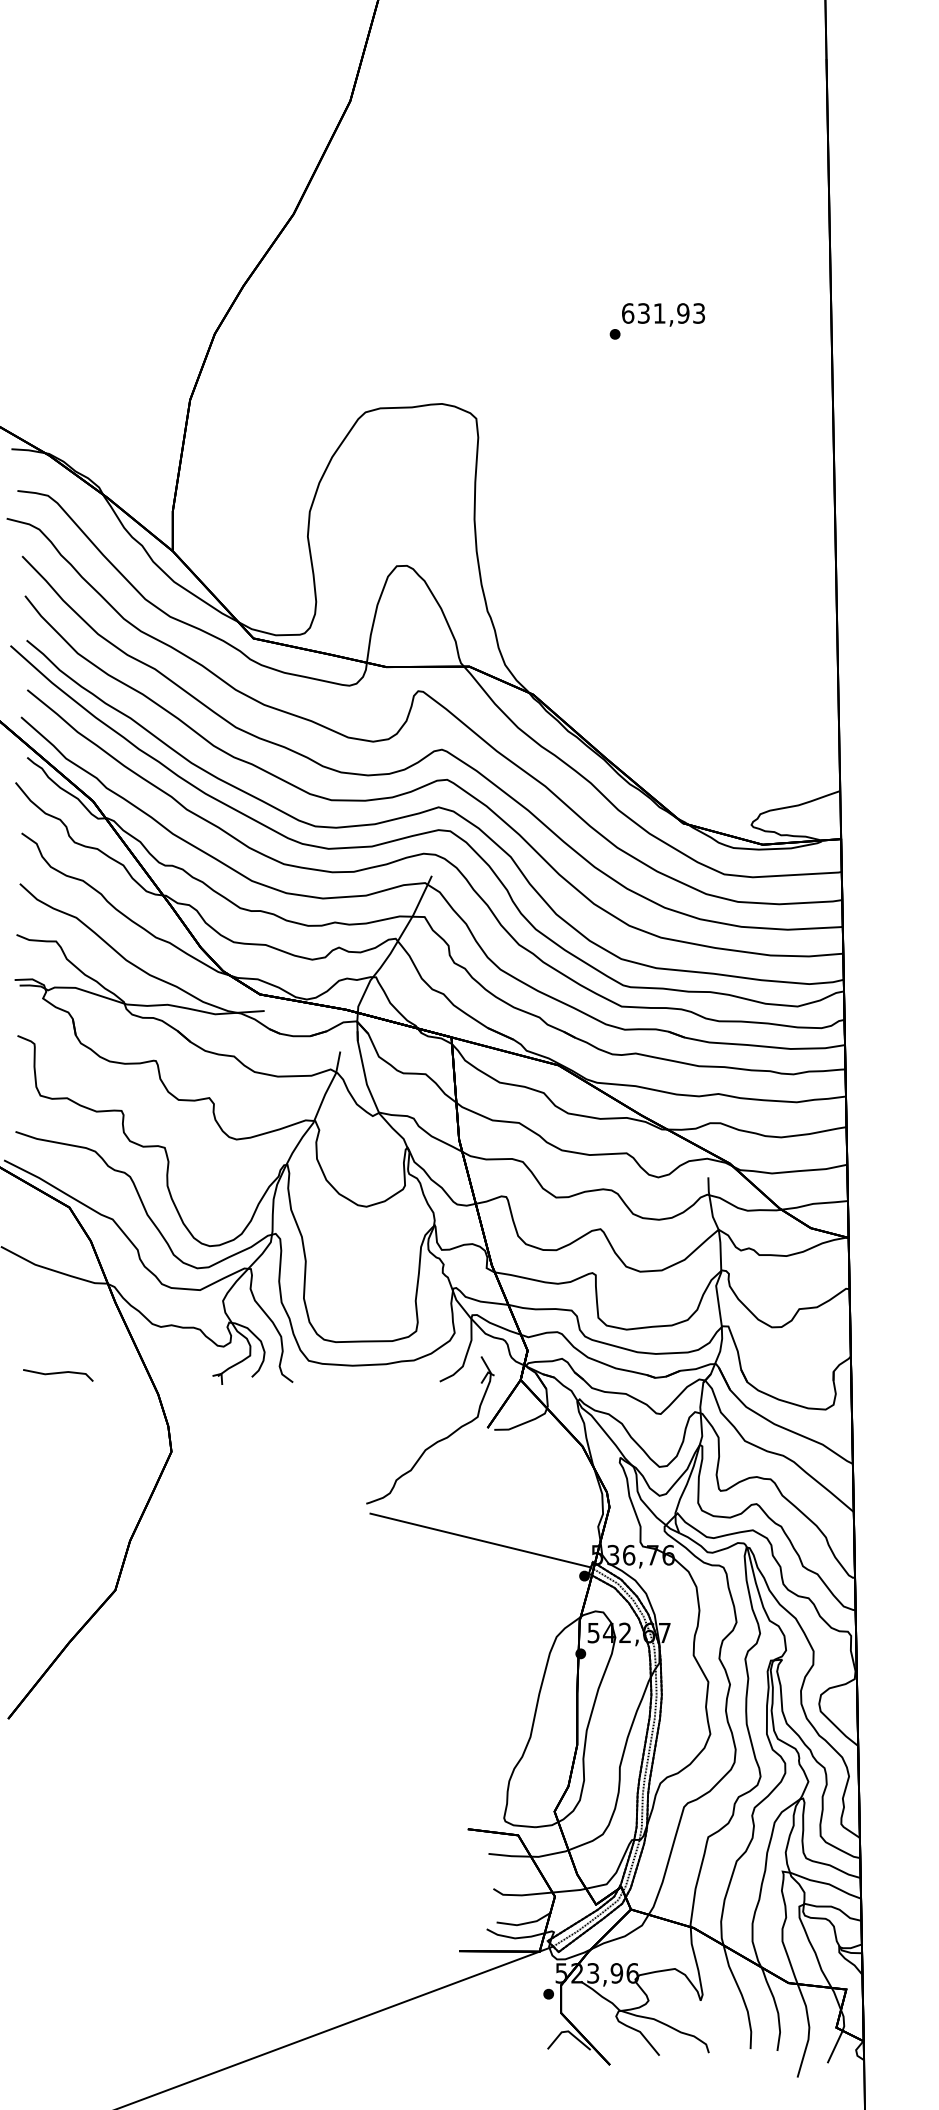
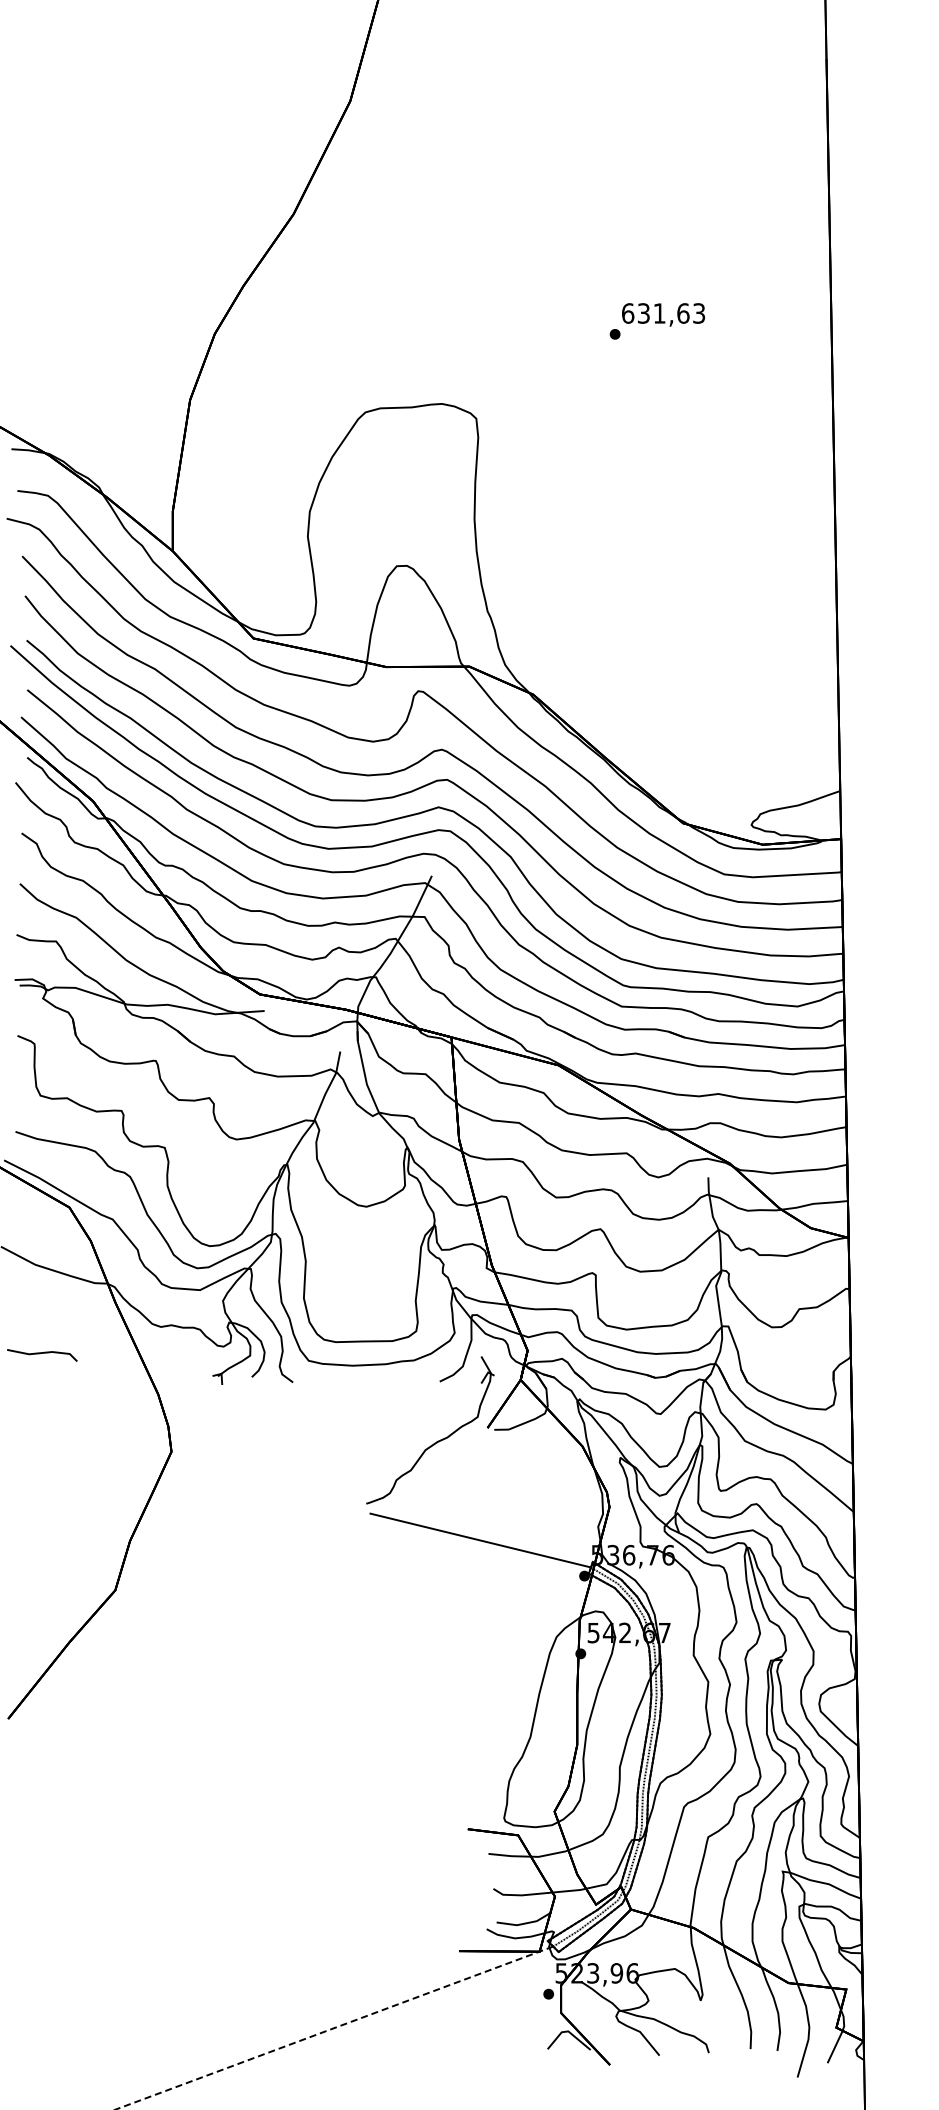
text: 631,93 -> 631,63 (683, 313)
line position: (58, 1373) -> (42, 1353) (42, 1353)
line: solid -> dashed (334, 2028)
